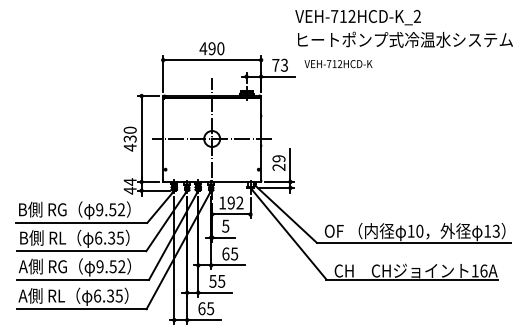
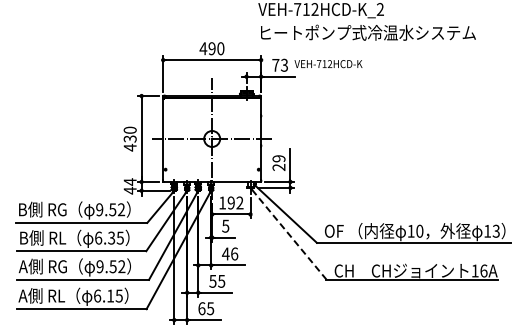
text position: (403, 28) -> (366, 21) (366, 21)
text position: (338, 64) -> (328, 64) (328, 64)
line: solid -> dashed (289, 235)
text: 65 -> 46 (230, 253)
text: 6.35 -> 6.15 (110, 295)
